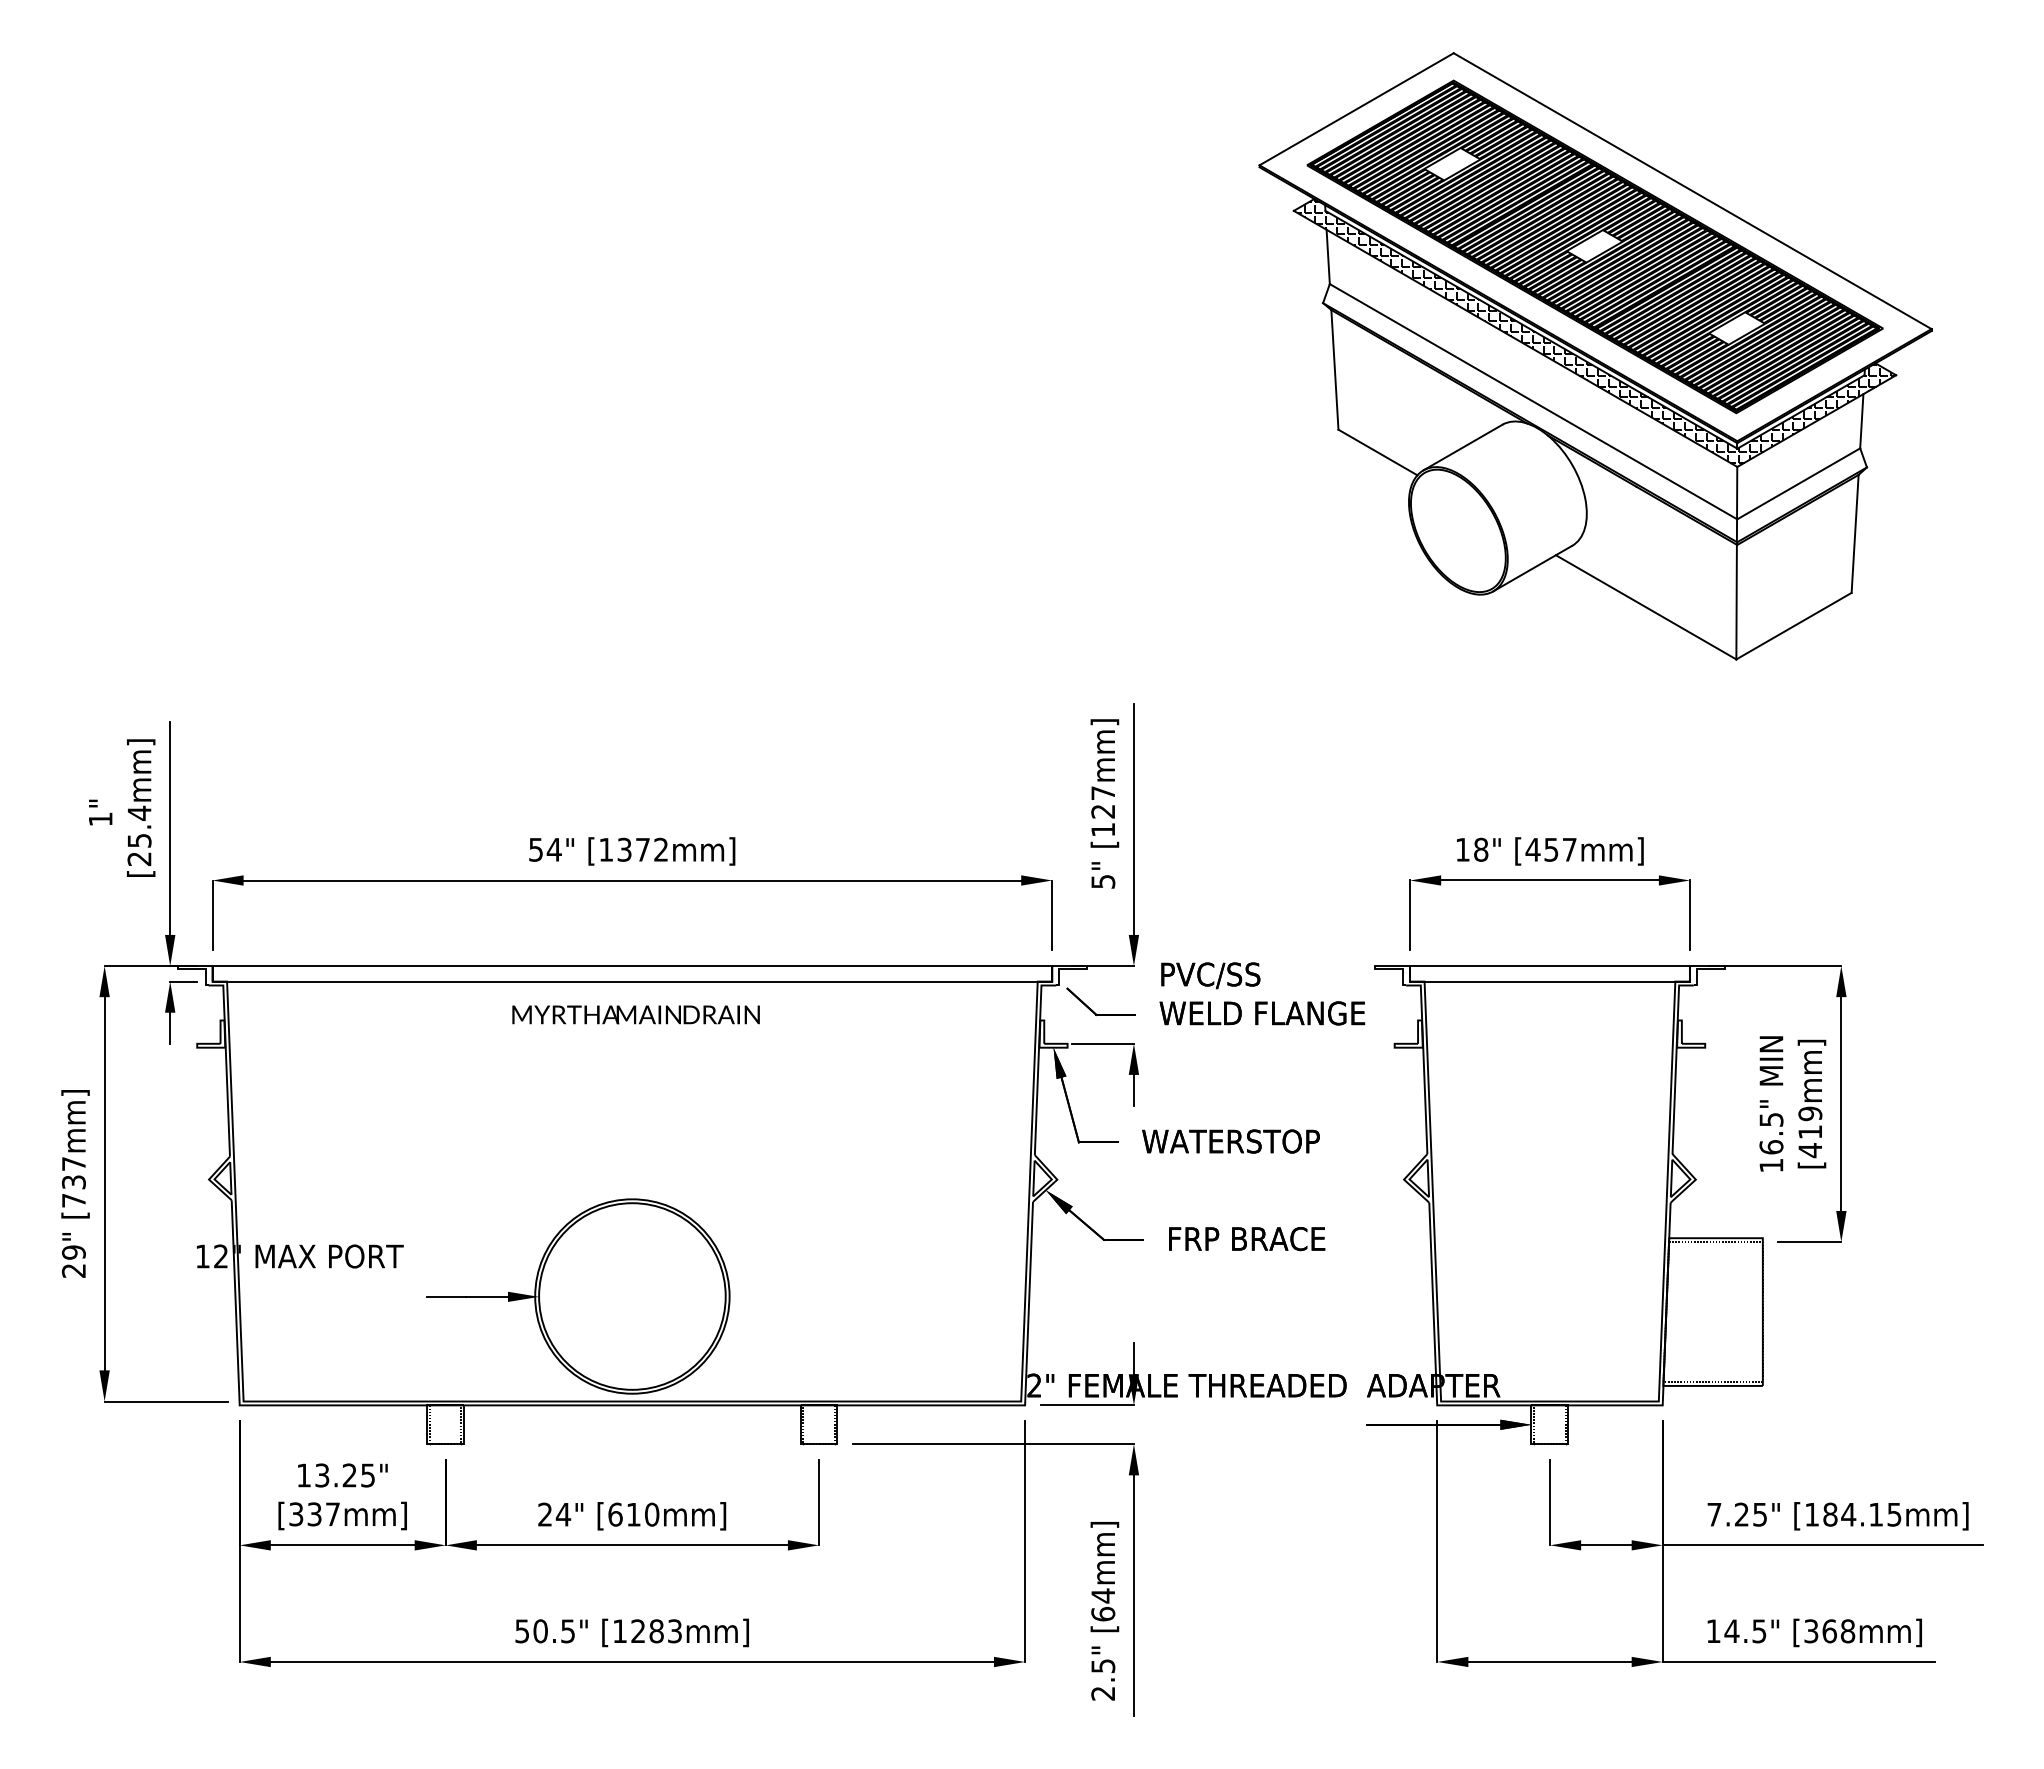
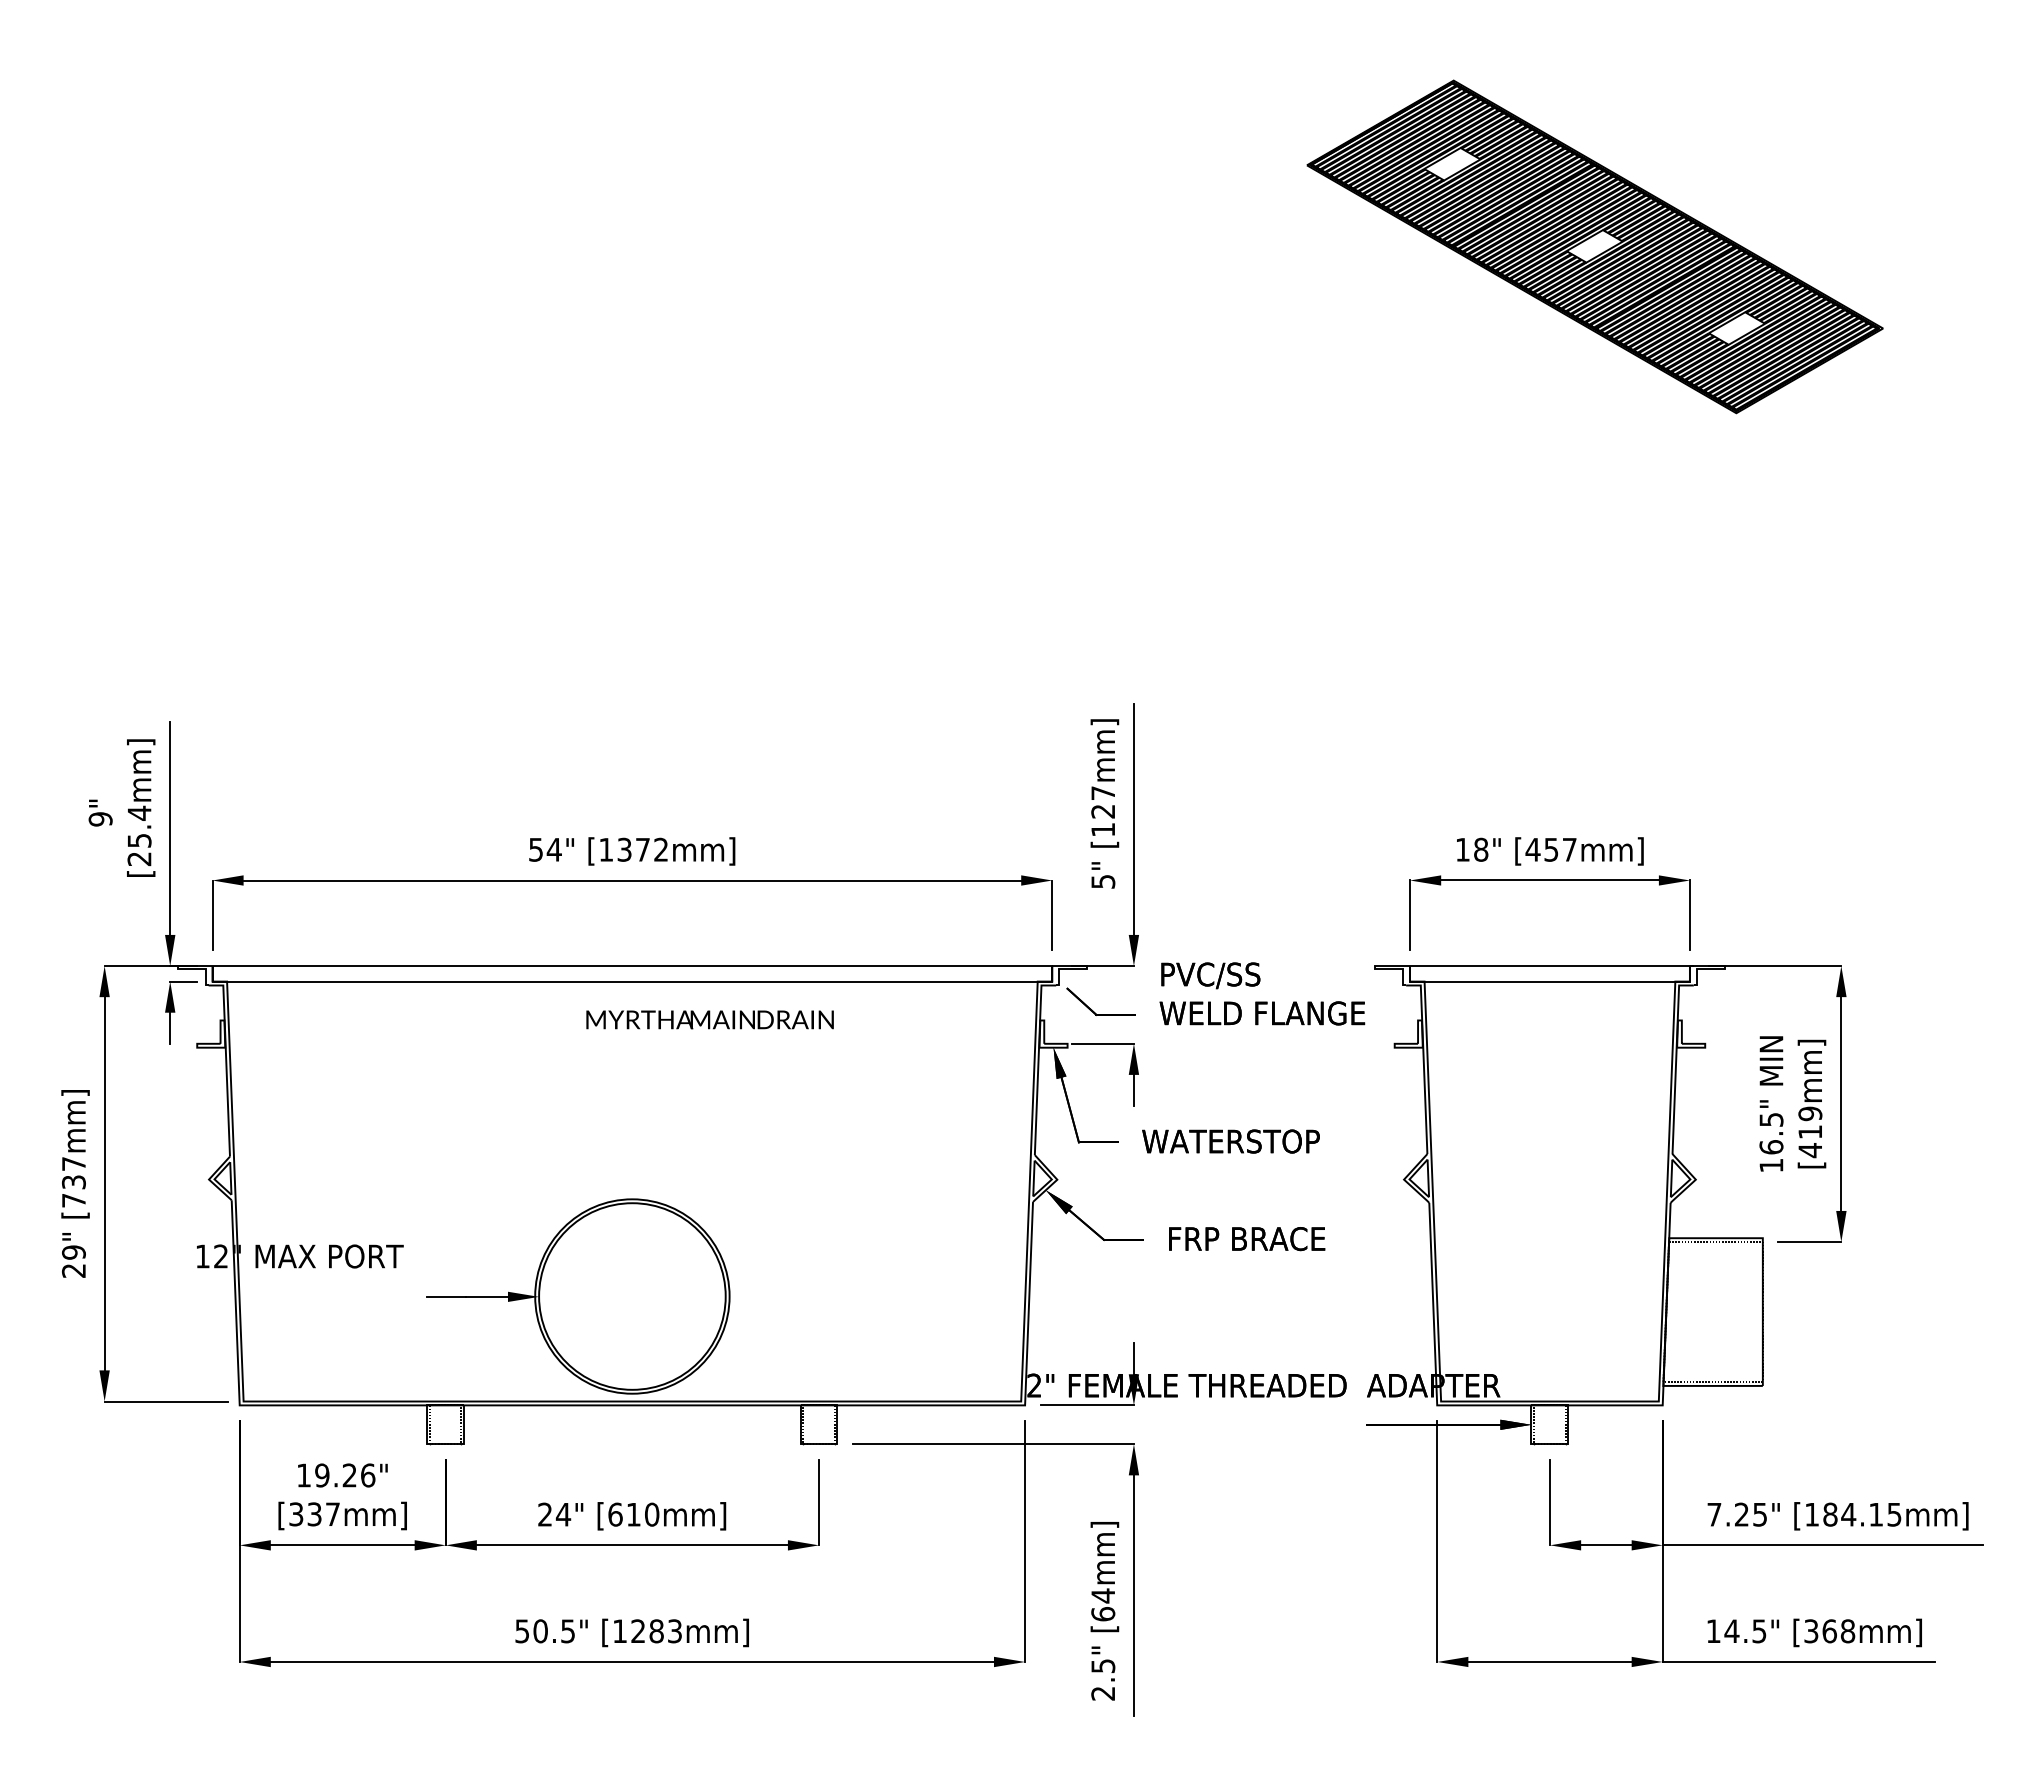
part: present -> none (1595, 356)
text: 1" -> 9" (100, 819)
text position: (635, 1014) -> (709, 1019) (709, 1019)
text: 13.25" -> 19.26" (345, 1475)
